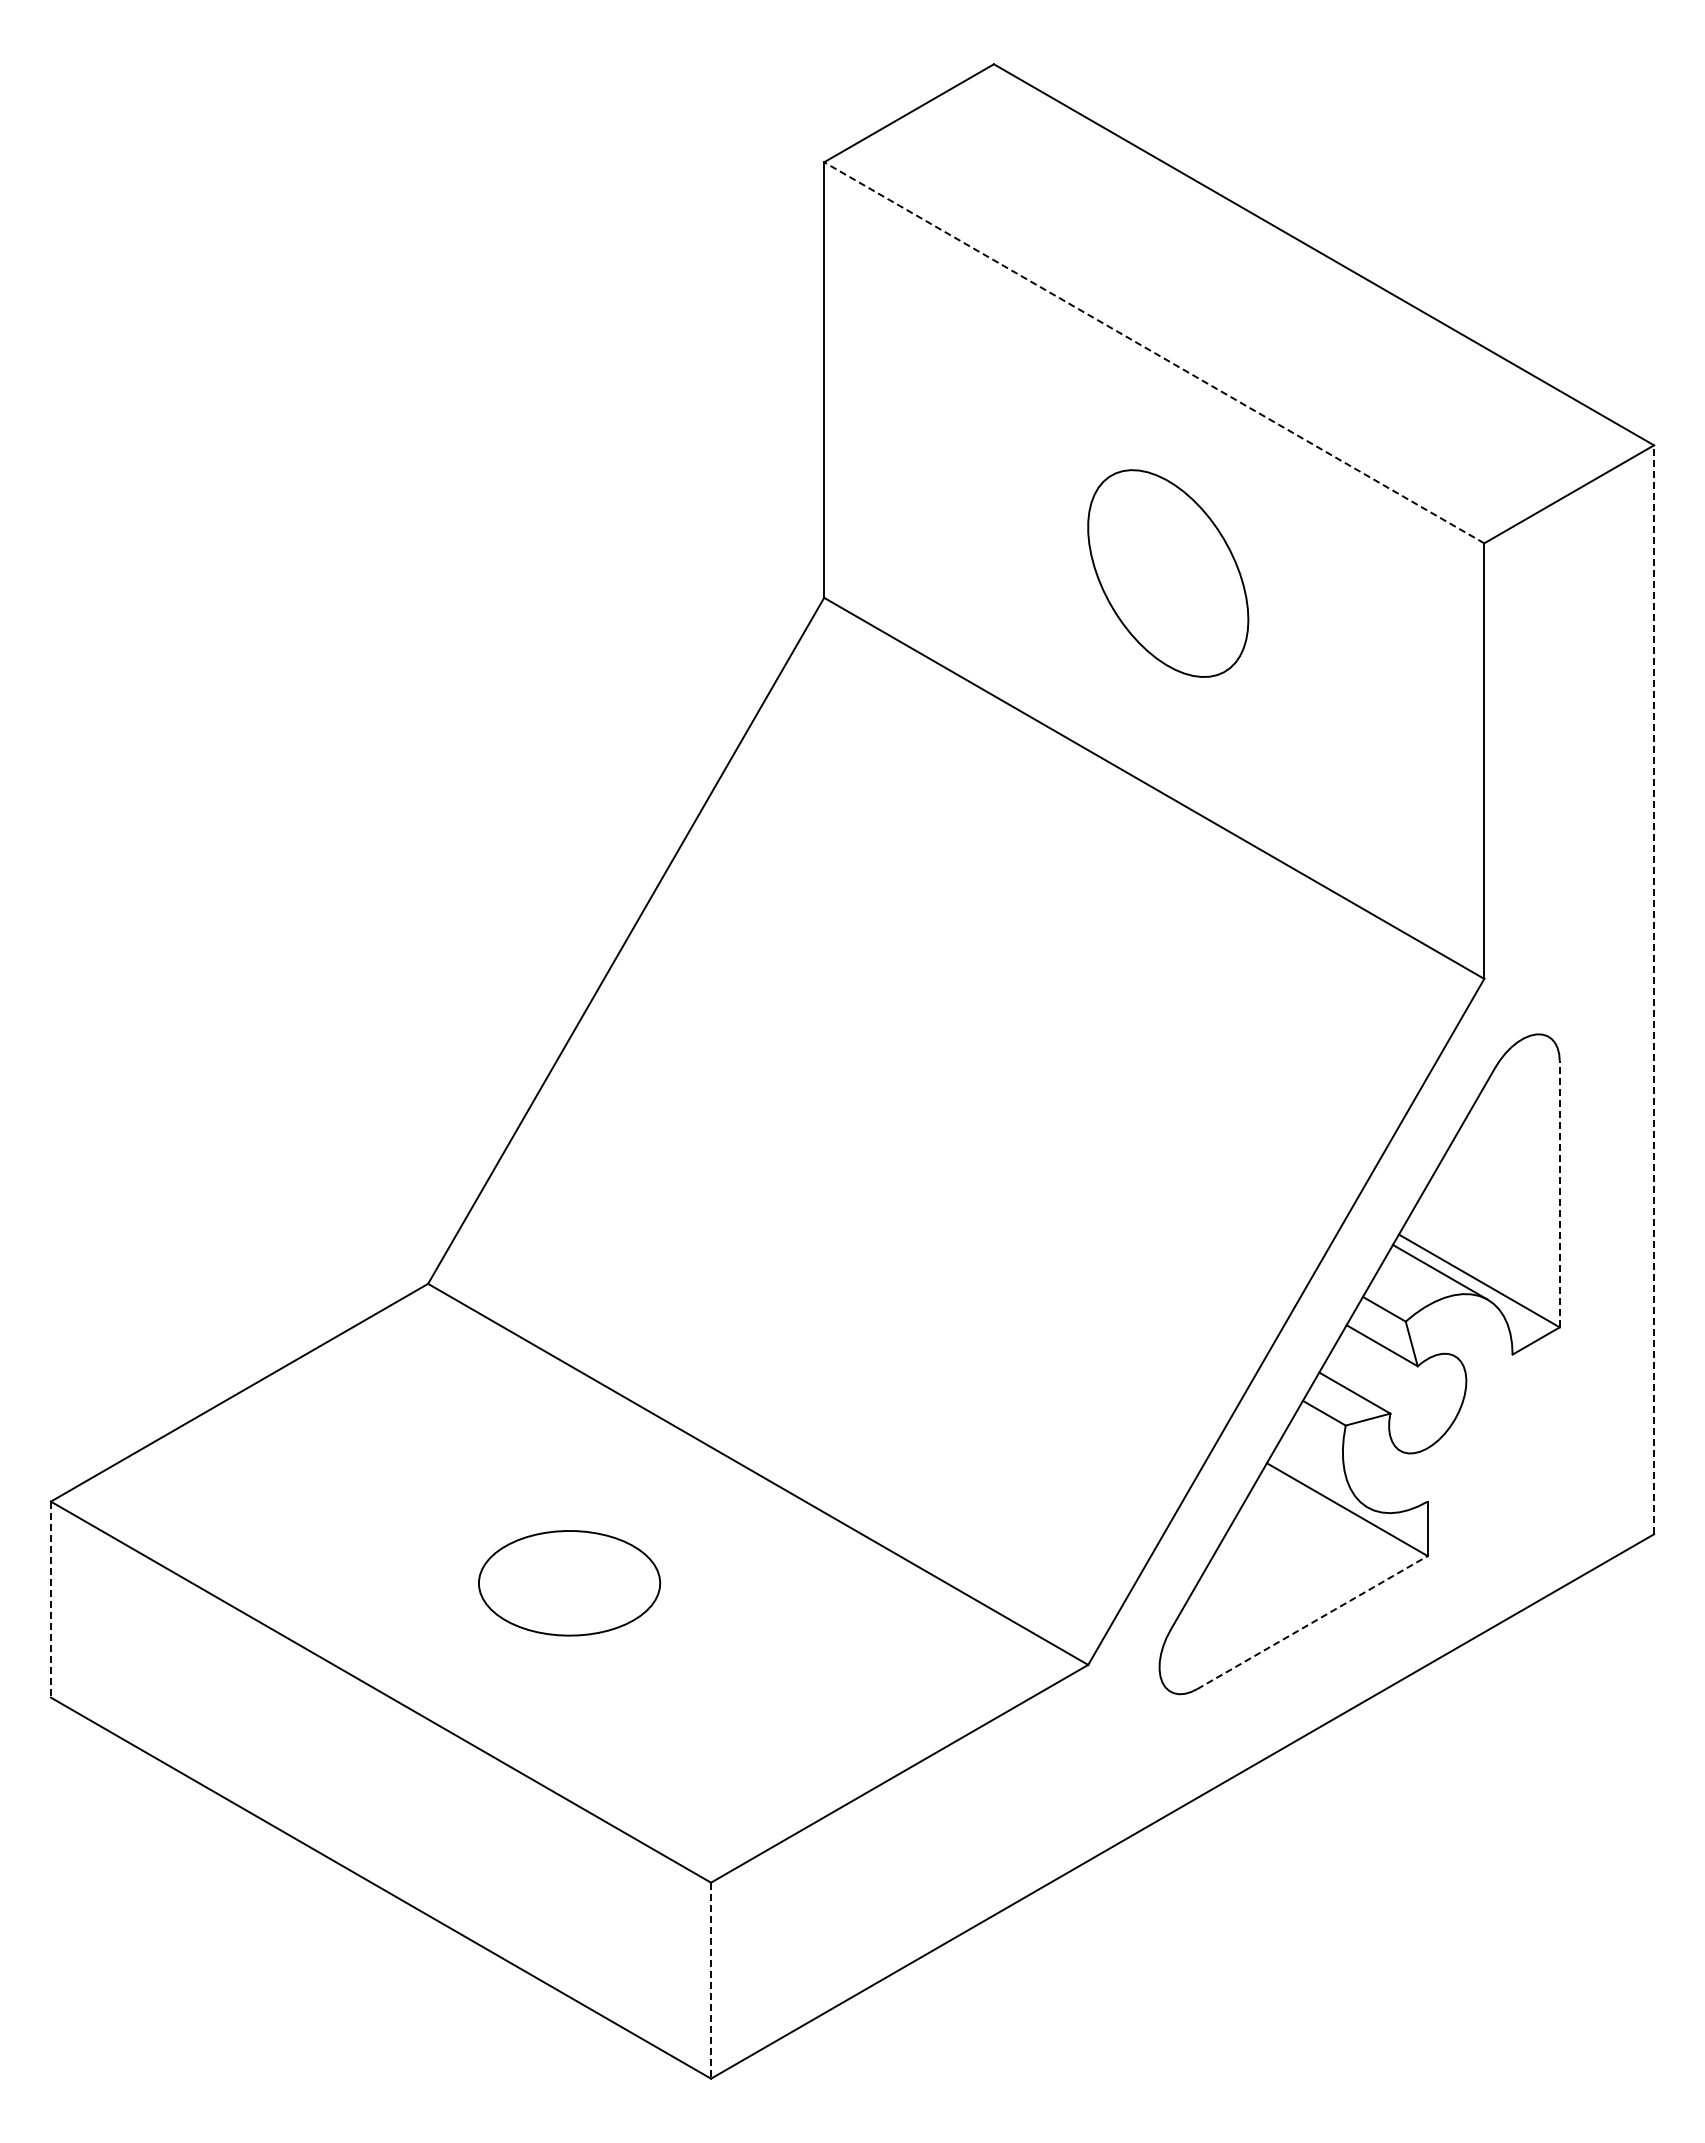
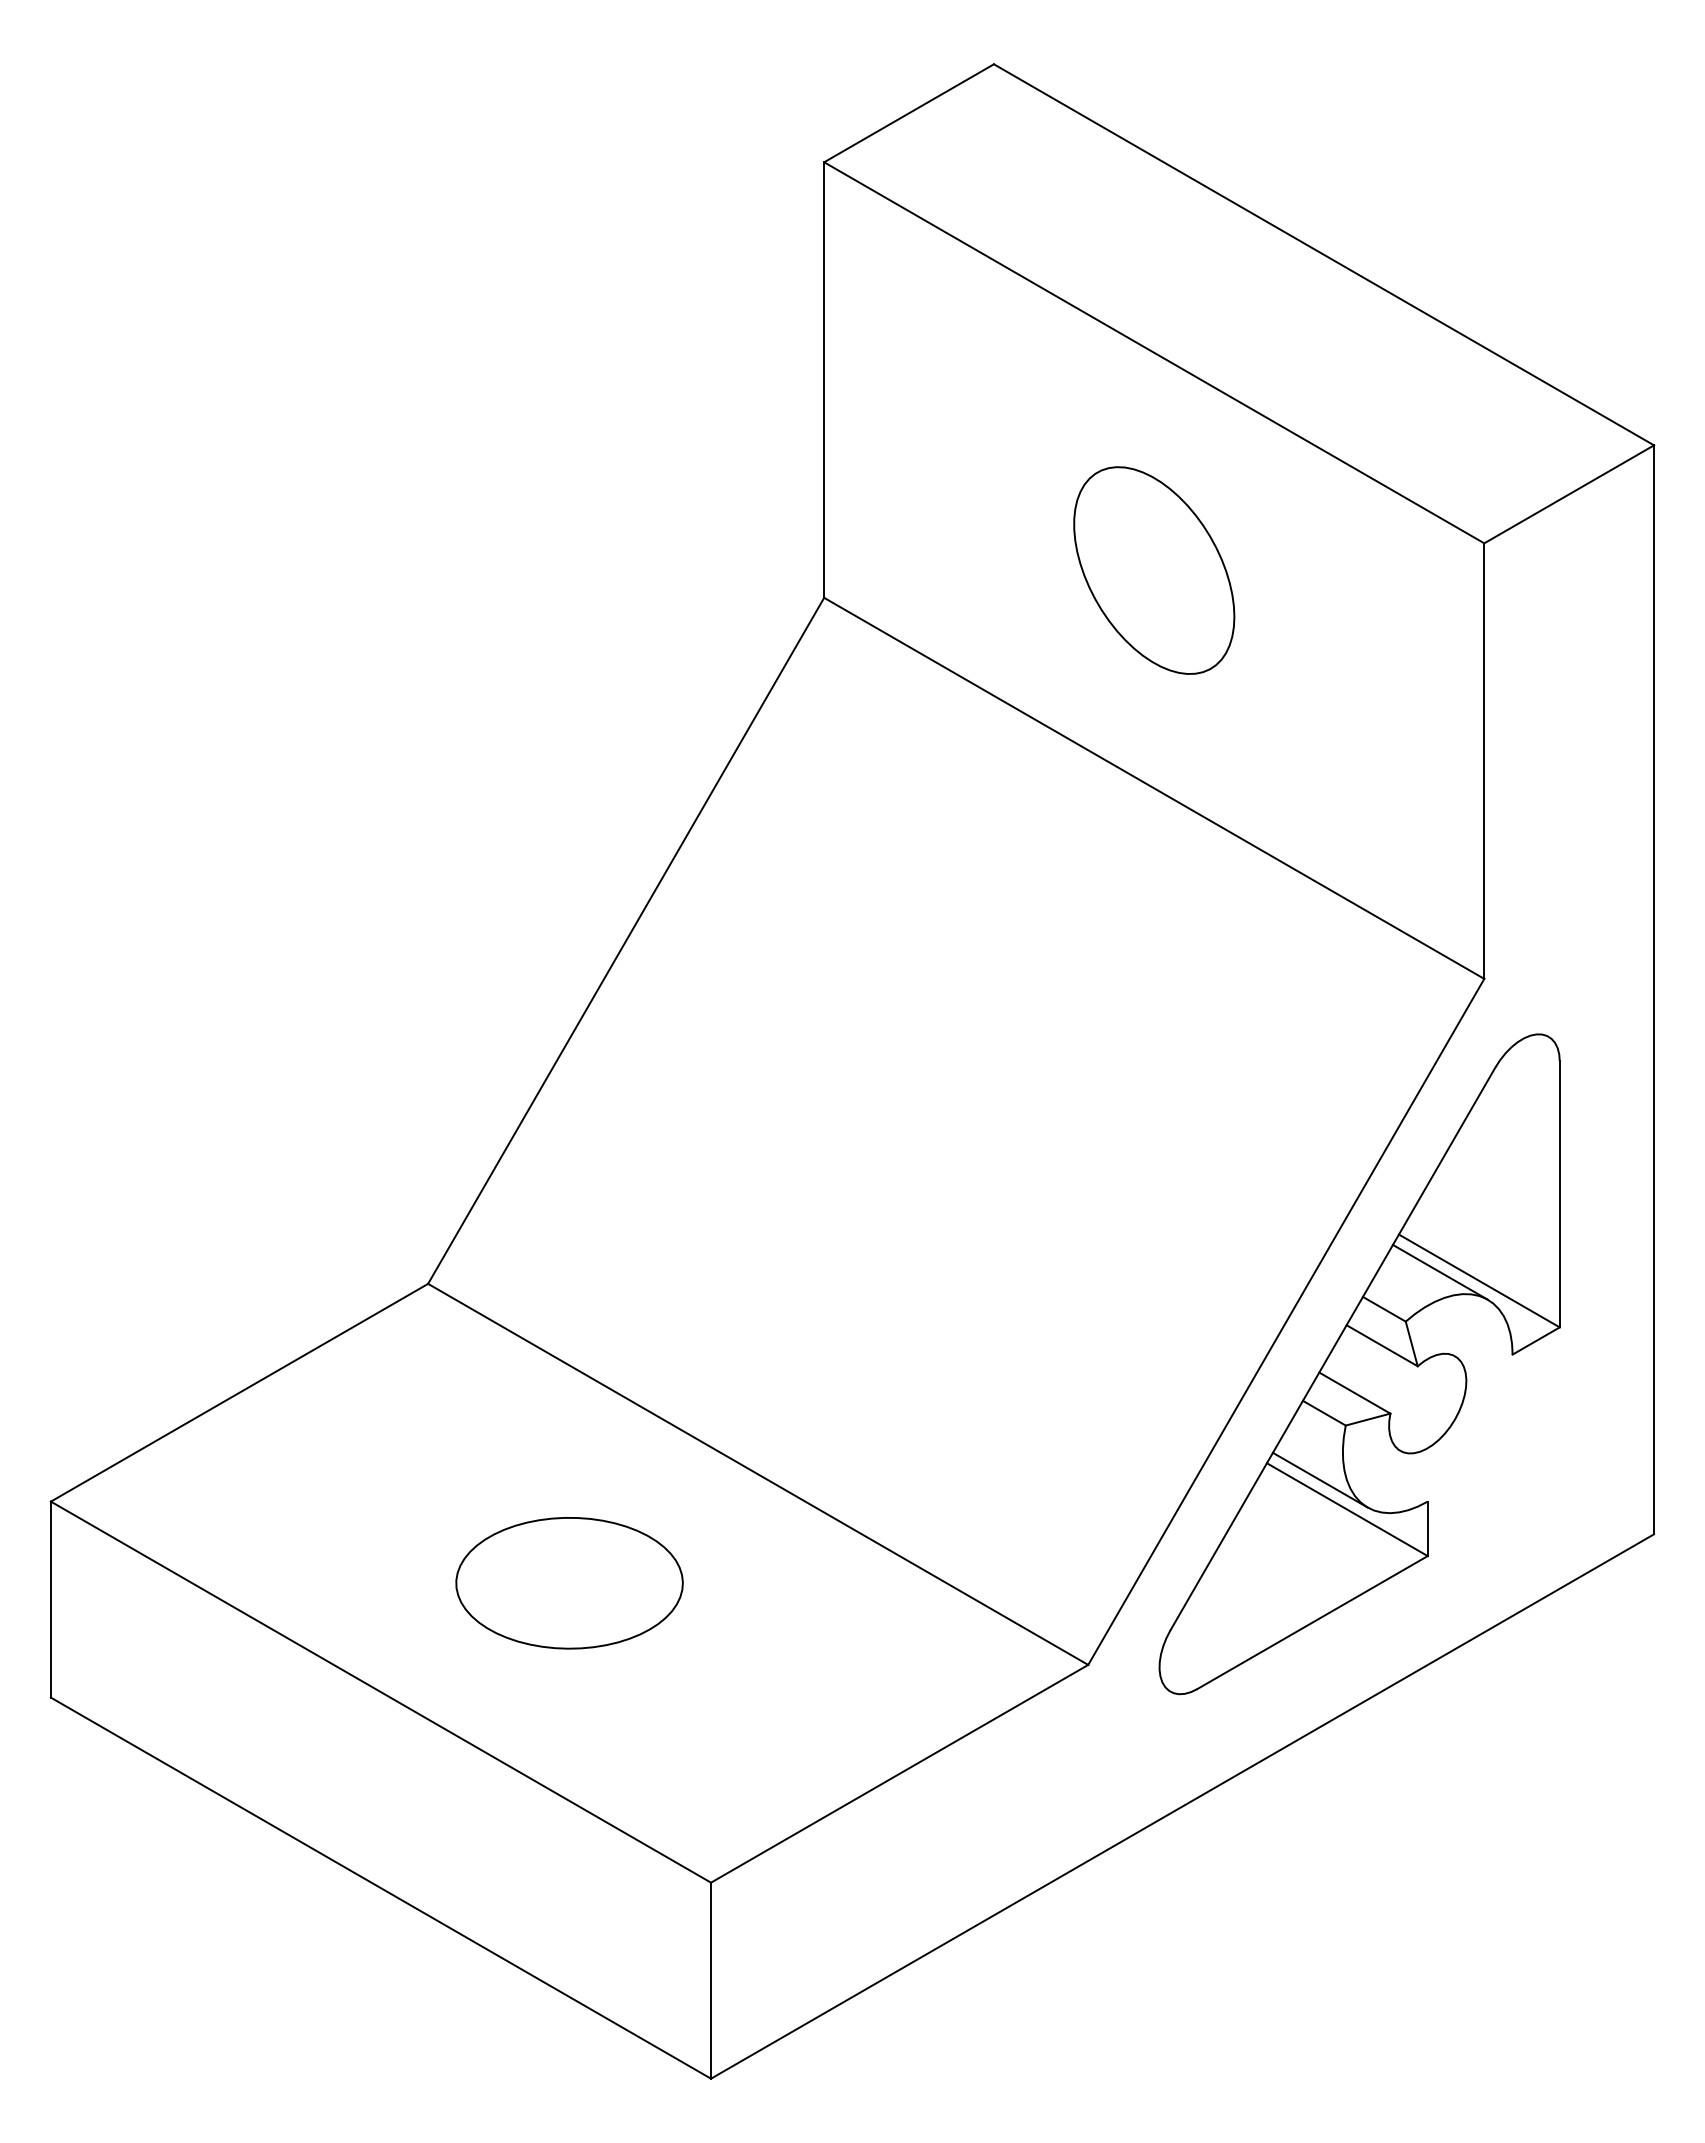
line: dashed -> solid (1153, 352)
part position: (1168, 573) -> (1154, 570) (1154, 570)
line: dashed -> solid (1654, 989)
line: dashed -> solid (1559, 1193)
line: none -> present (1319, 1479)
part size: 184x107 px -> 229x133 px (569, 1583)
line: dashed -> solid (50, 1600)
line: dashed -> solid (1312, 1622)
line: dashed -> solid (711, 1981)
